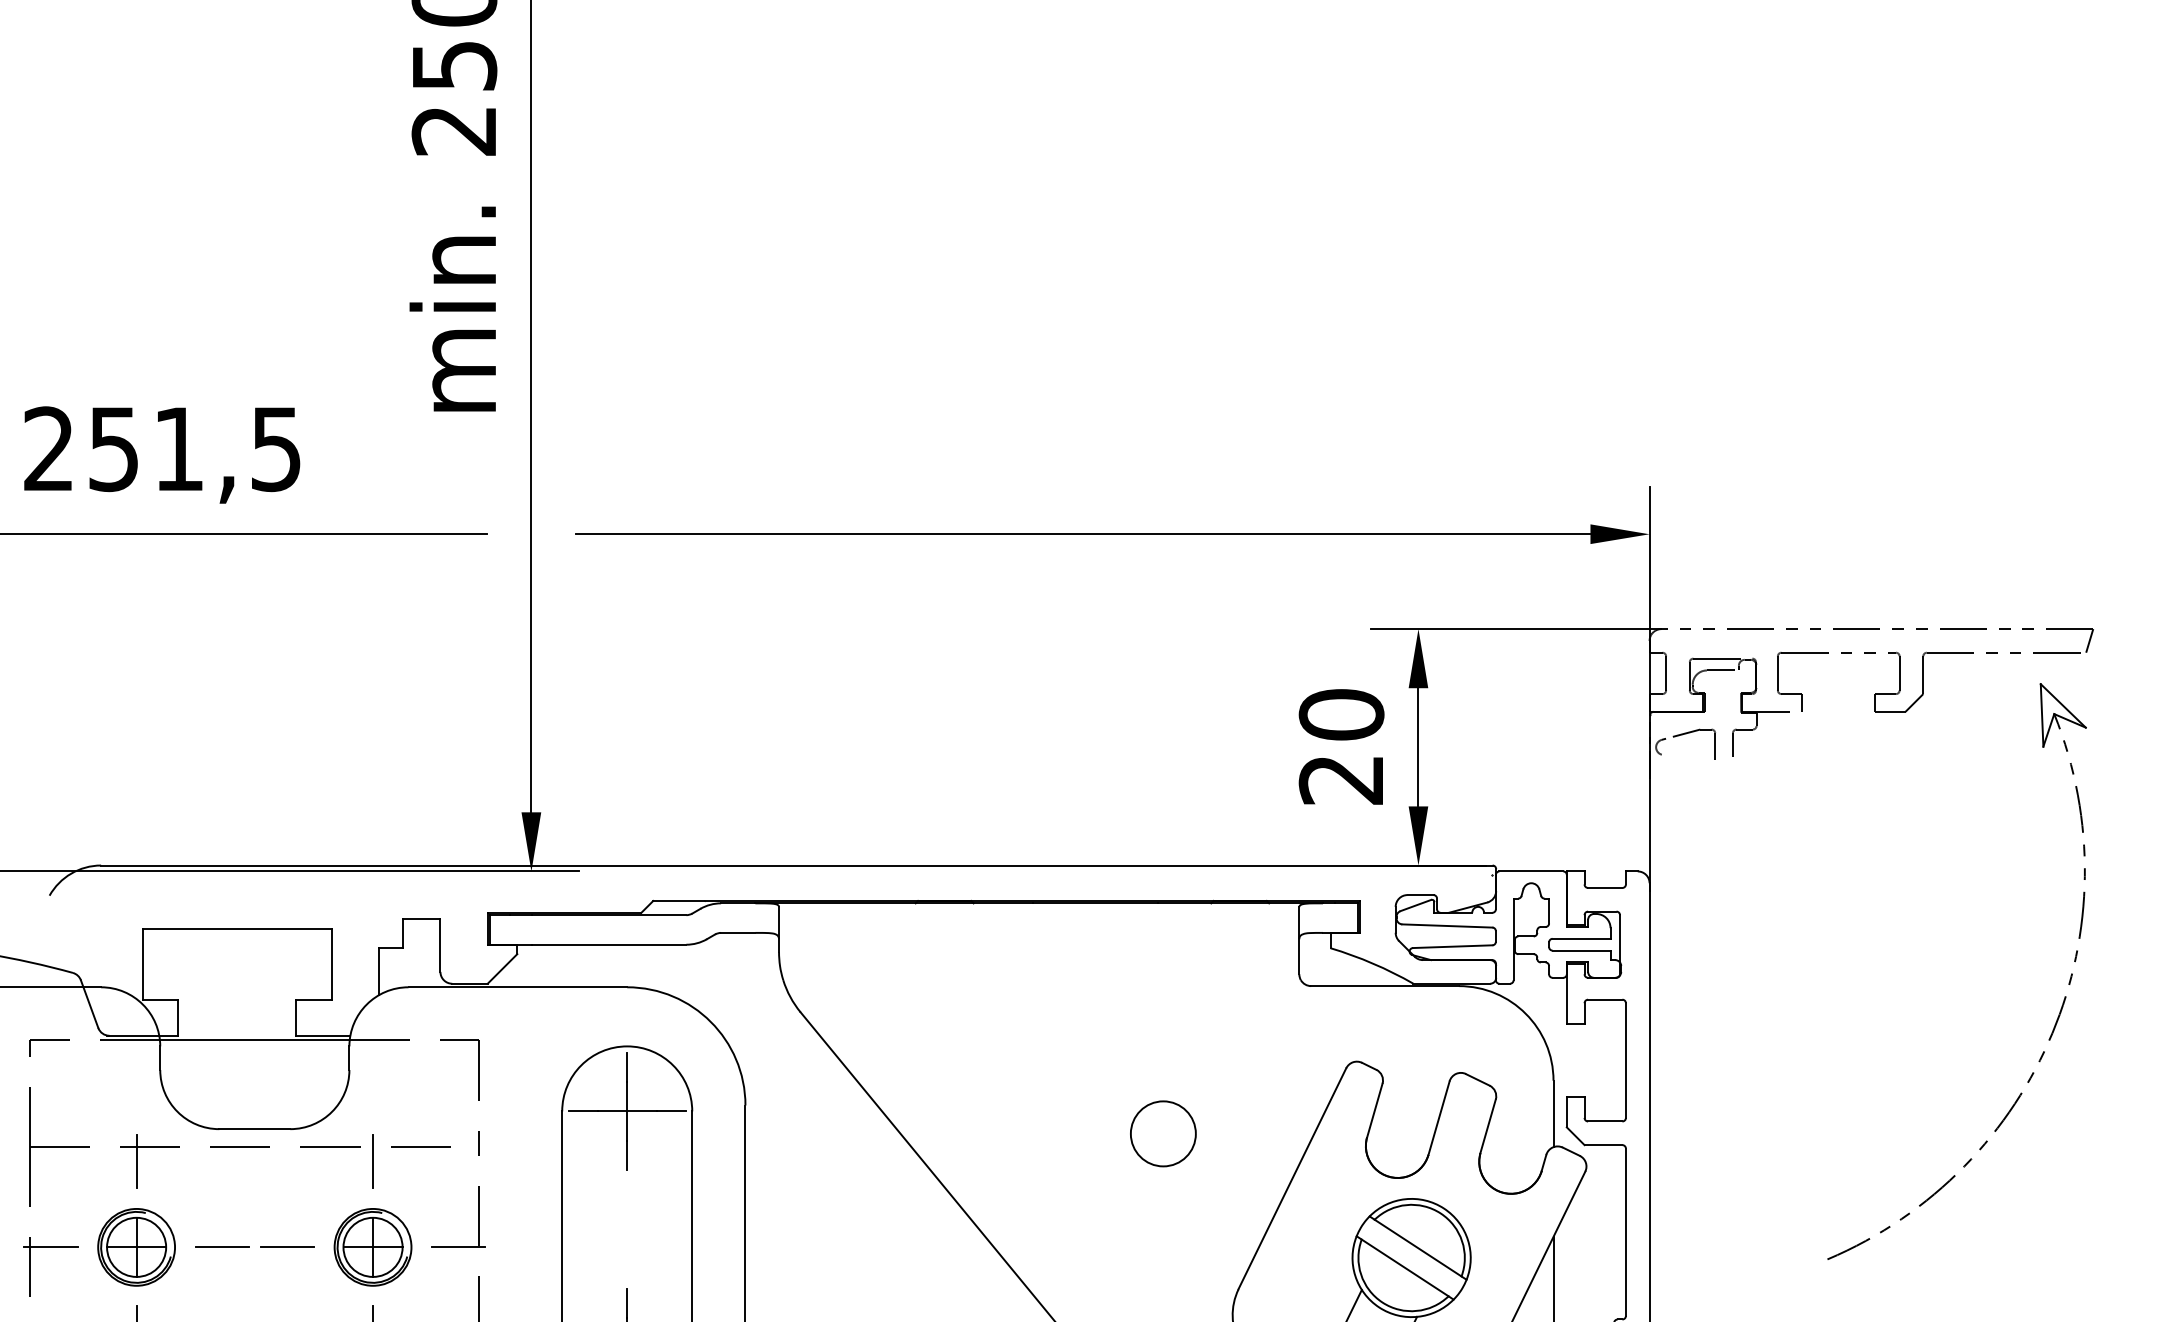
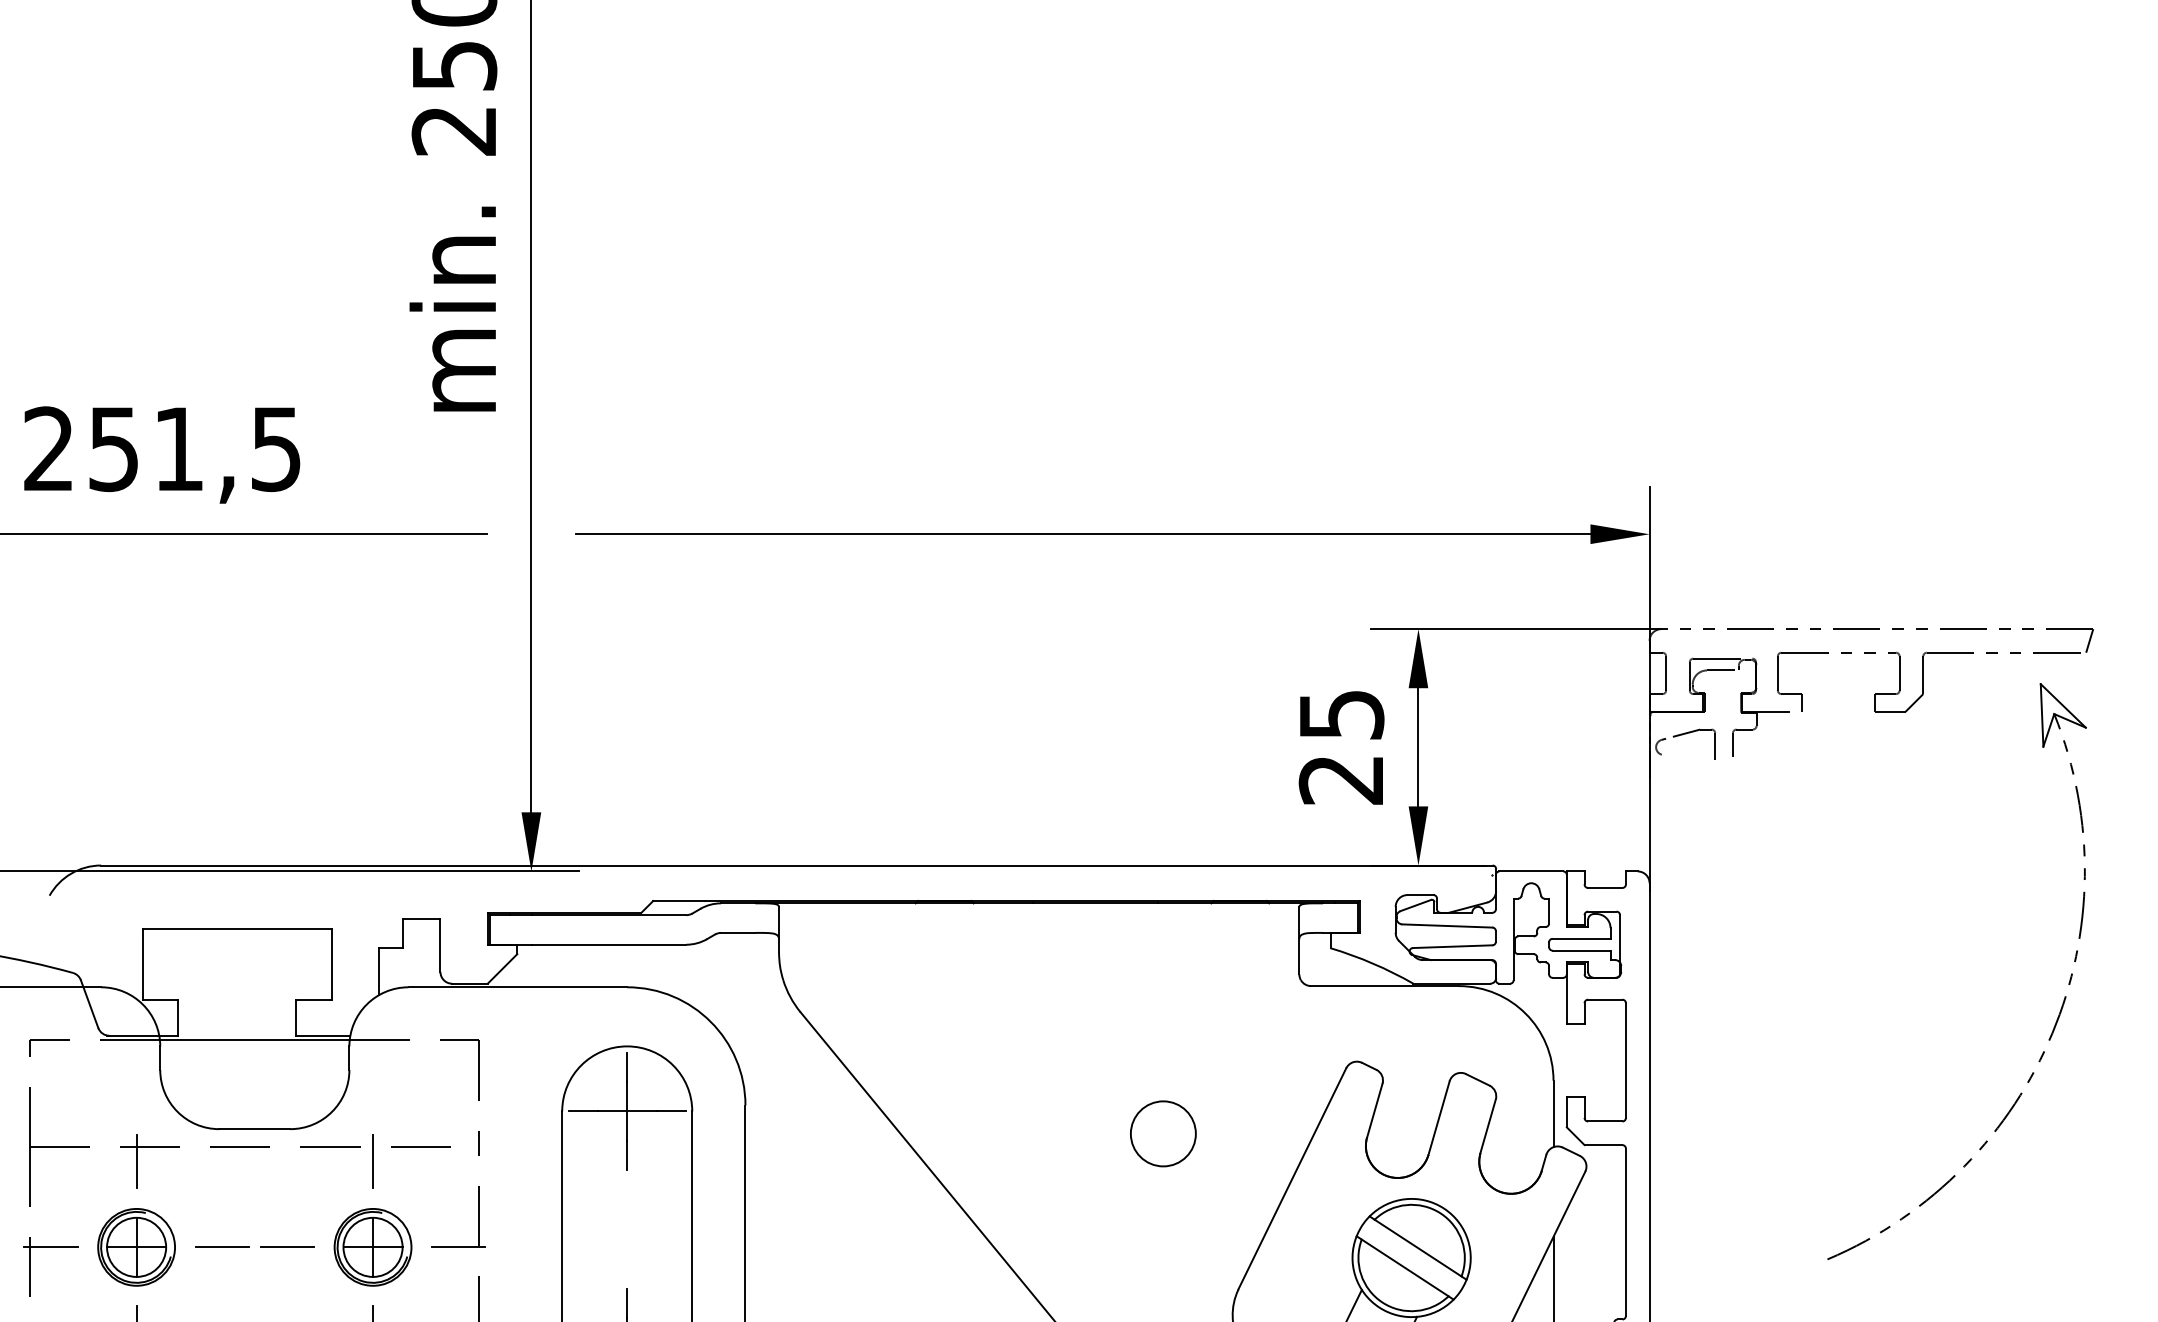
text: 20 -> 25 (1341, 714)
